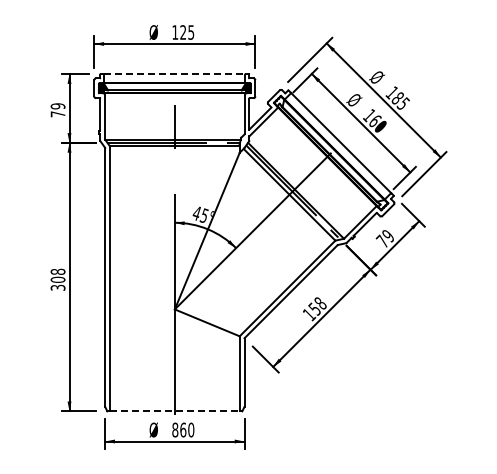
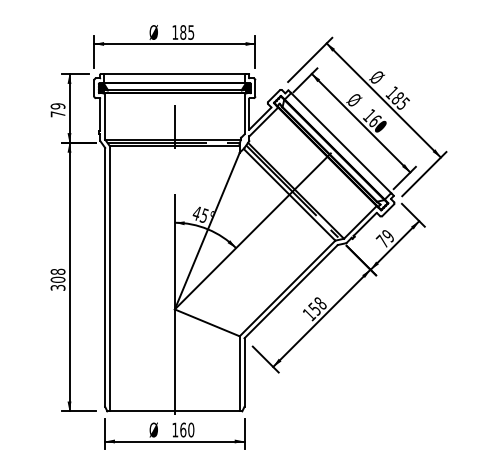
text: 125 -> 185 (183, 32)
line: dashed -> solid (174, 74)
line: dashed -> solid (174, 411)
text: 860 -> 160 (175, 429)
